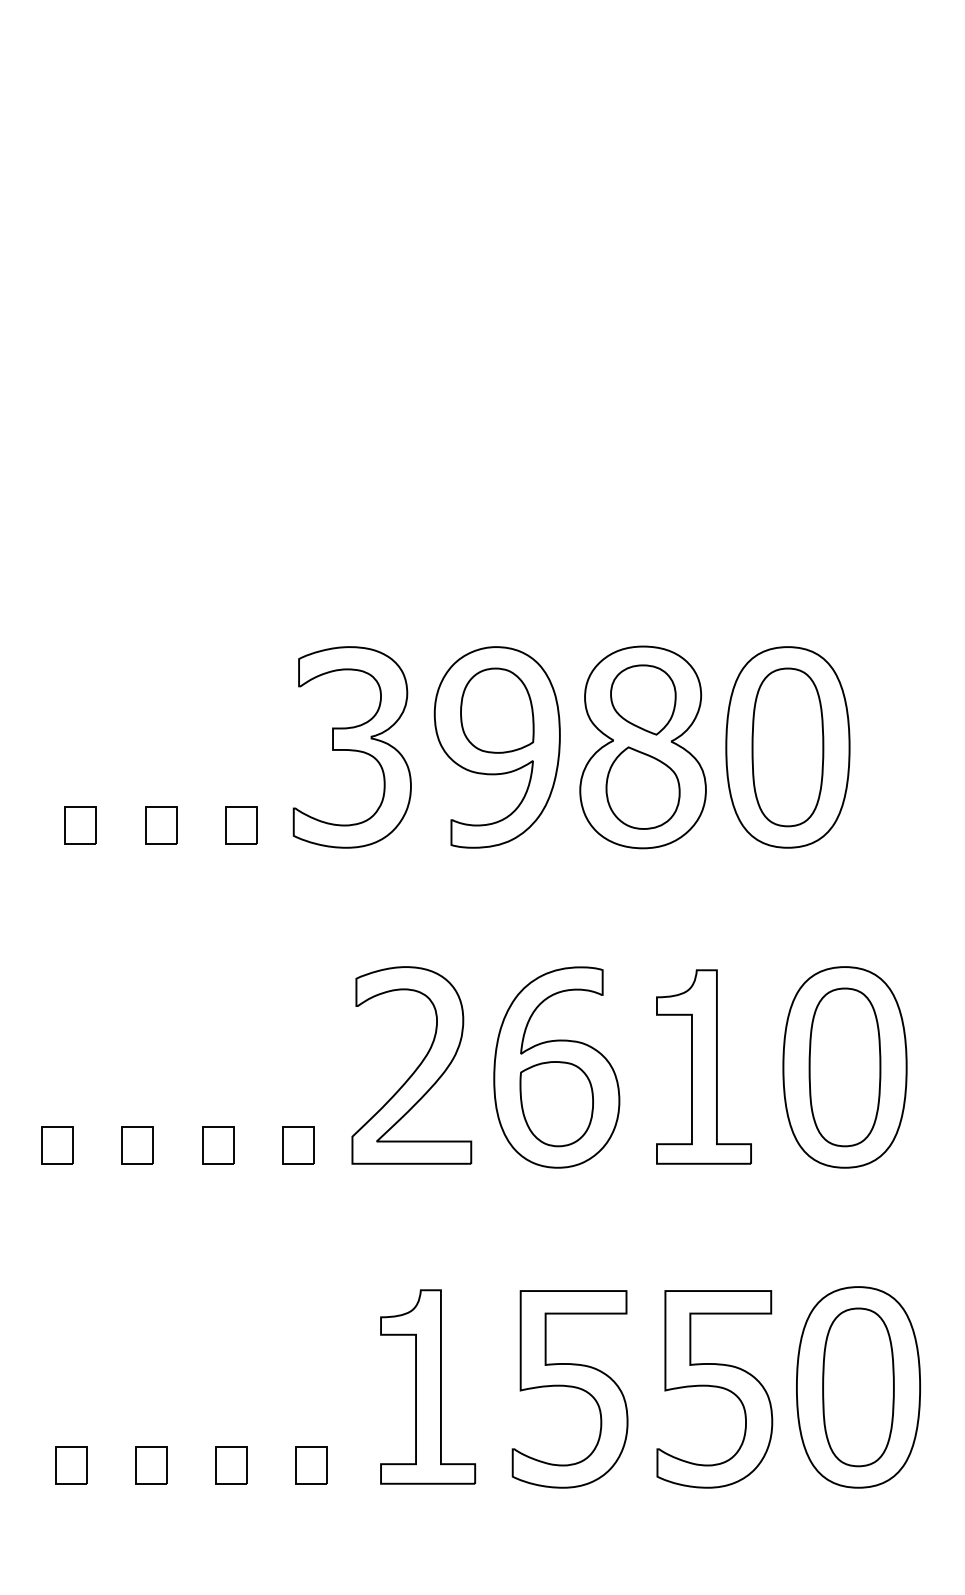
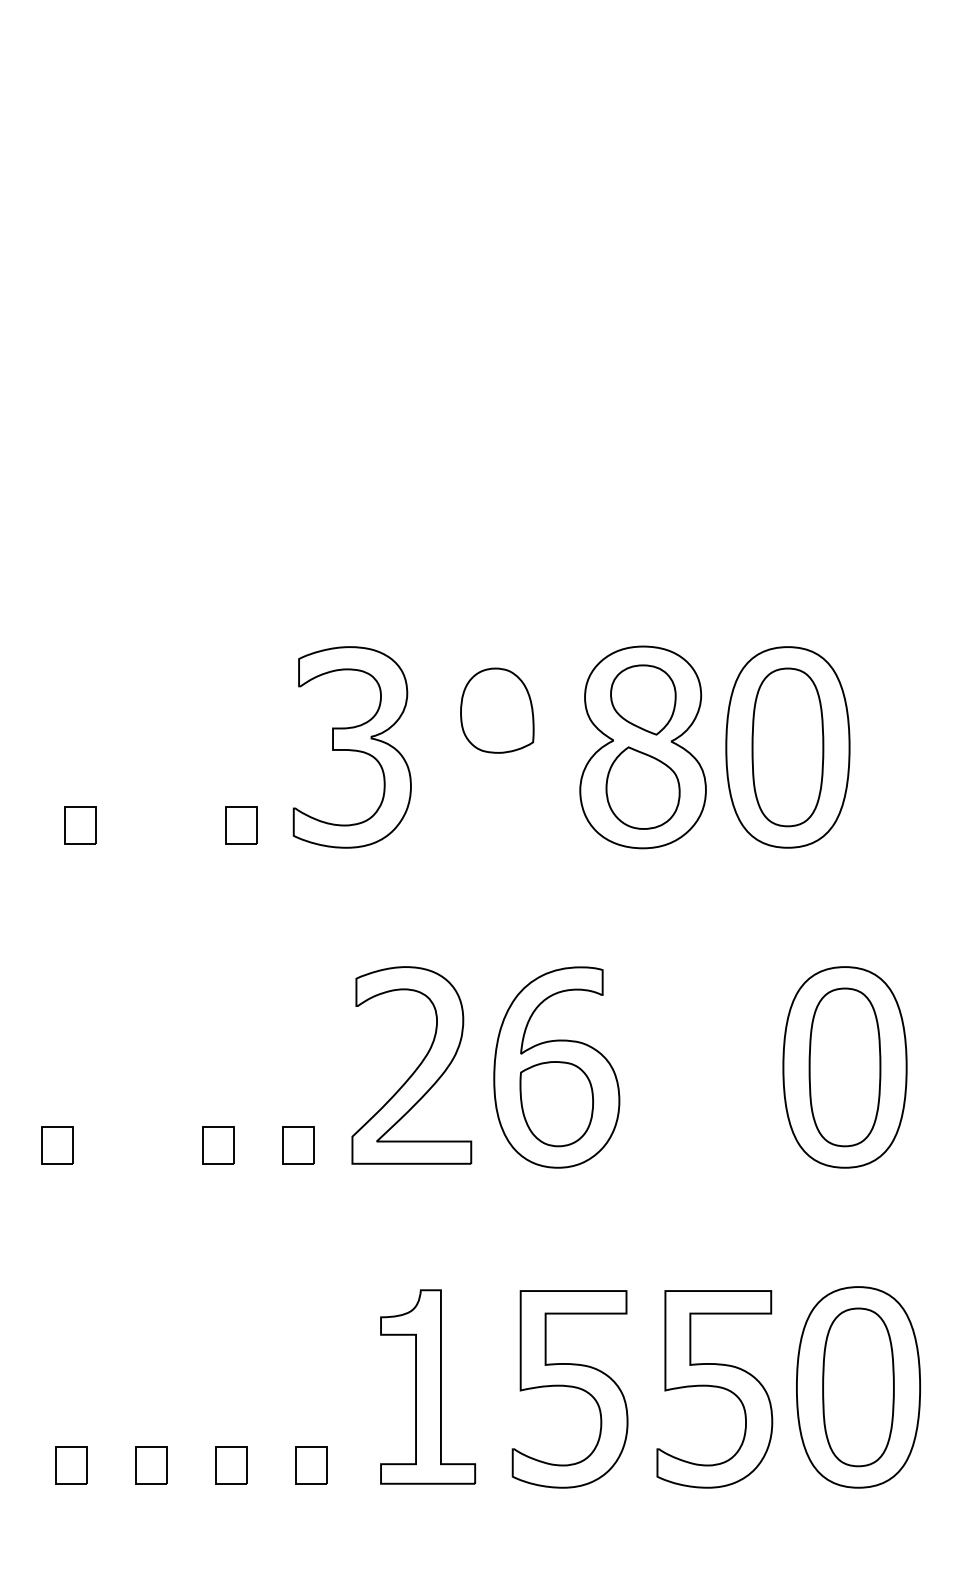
part: present -> none (496, 747)
part: present -> none (161, 825)
part: present -> none (703, 1066)
part: present -> none (137, 1145)
